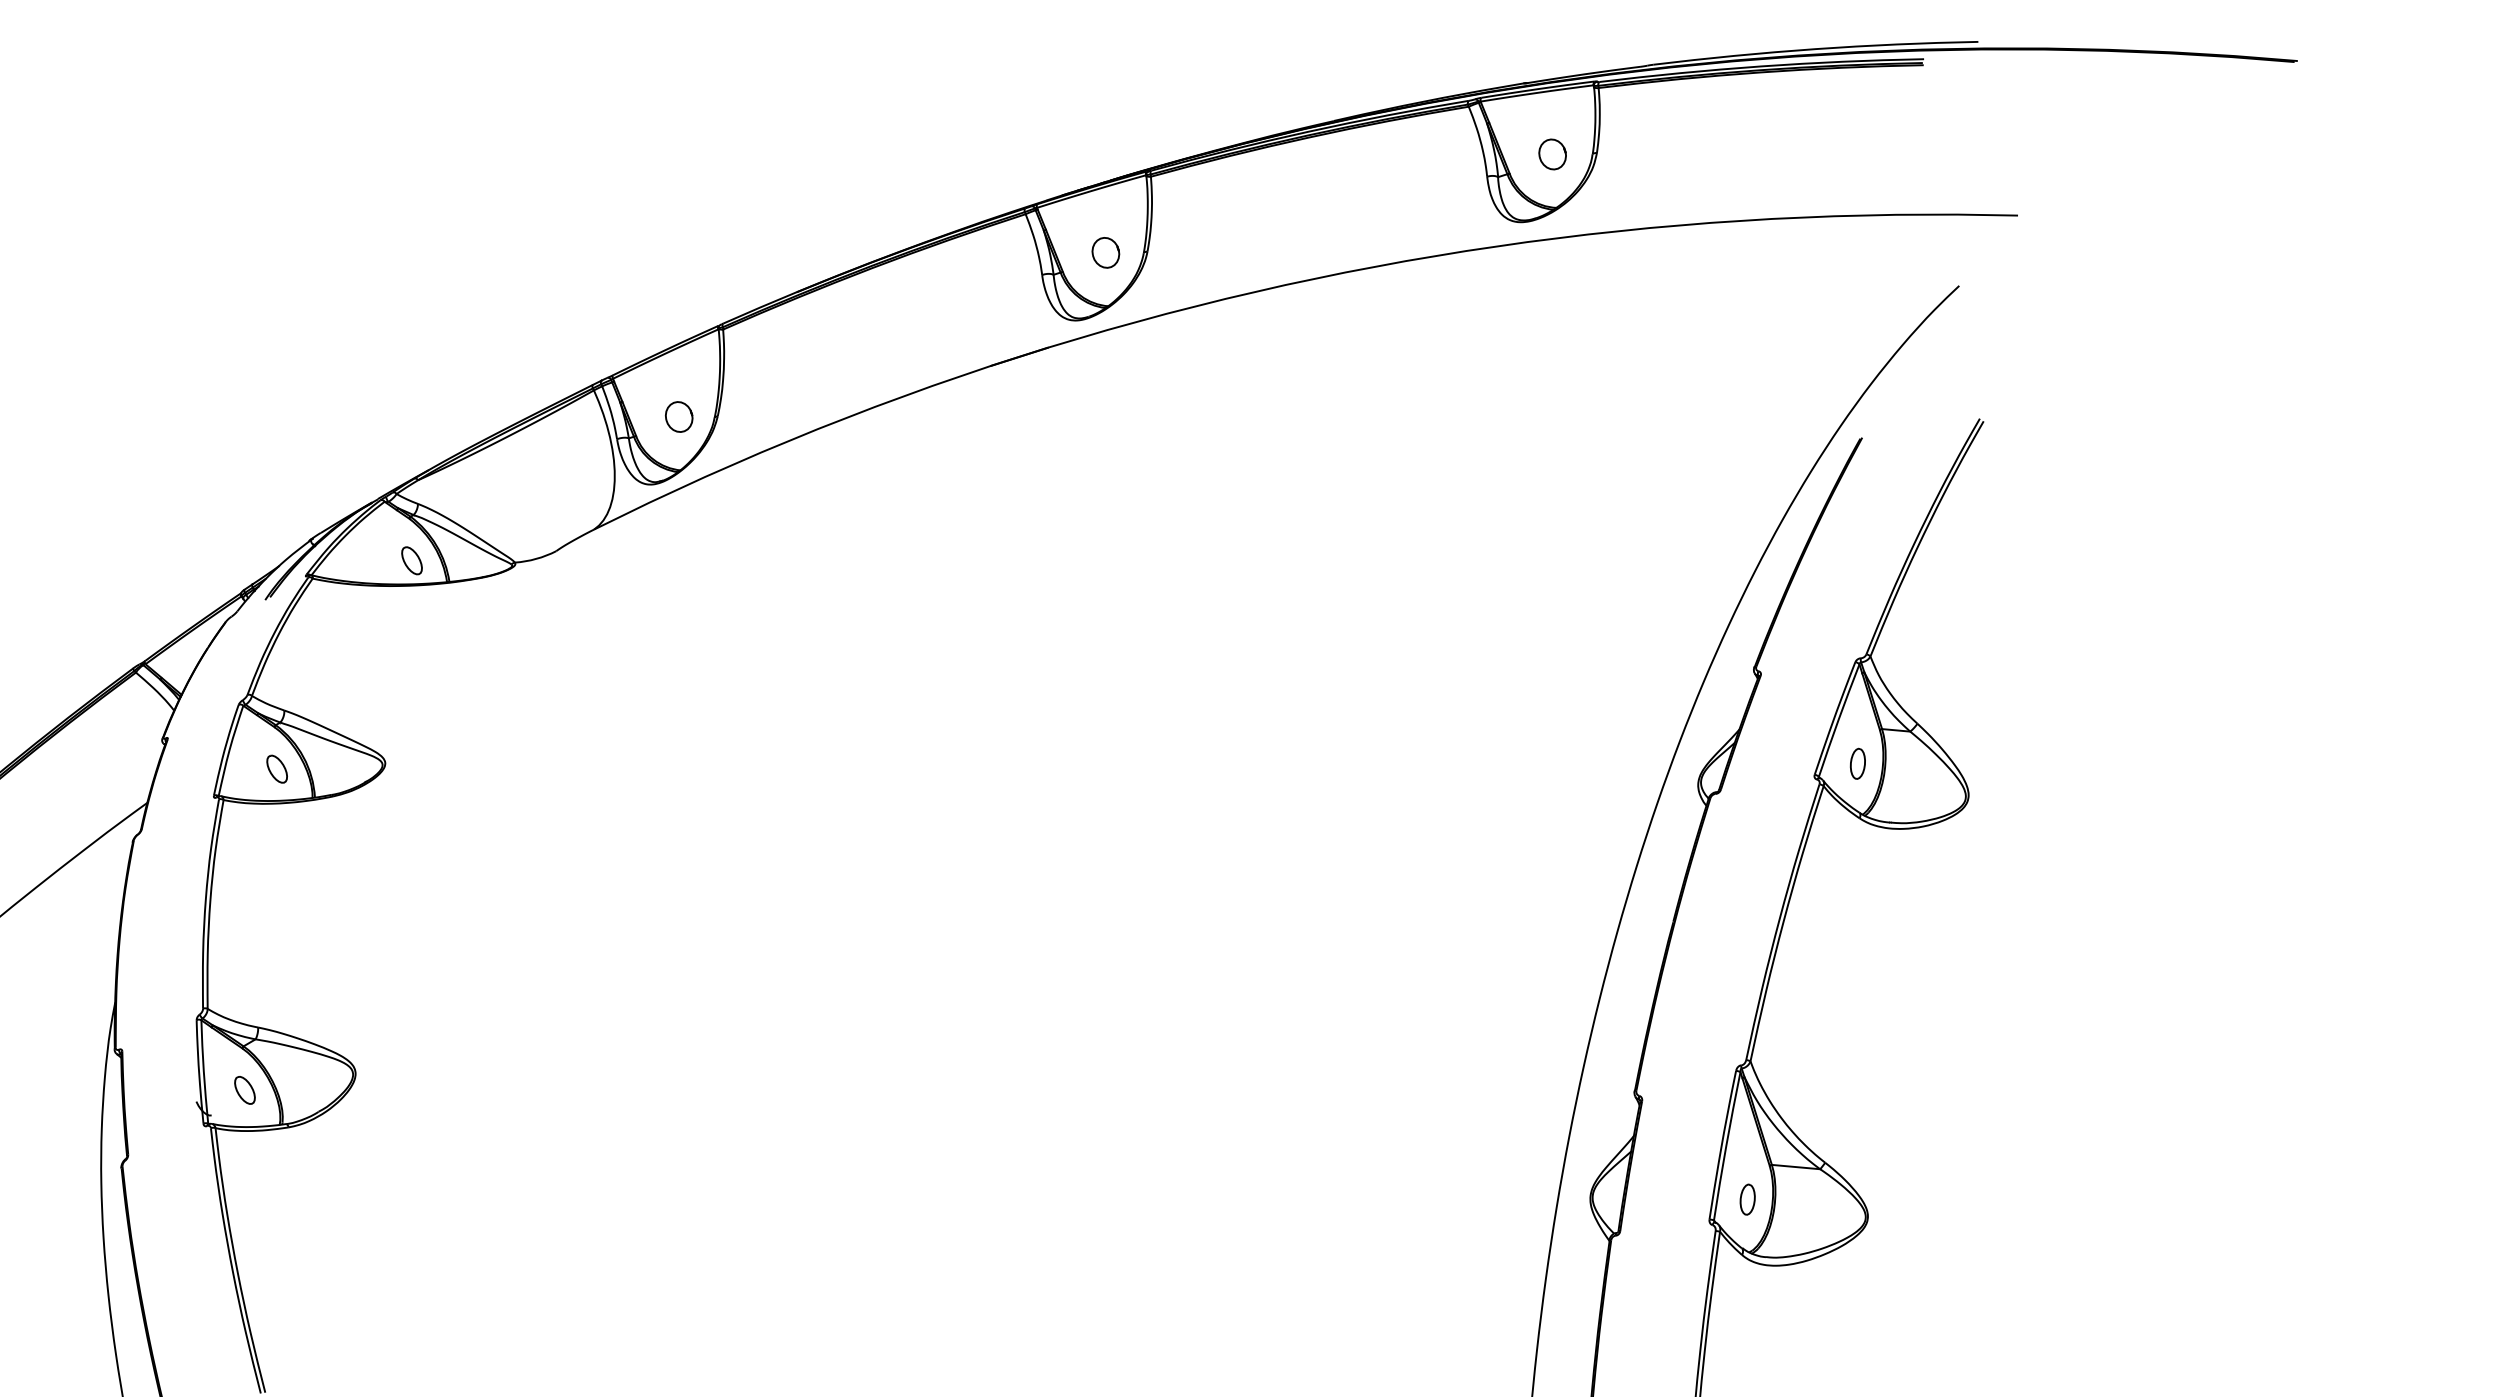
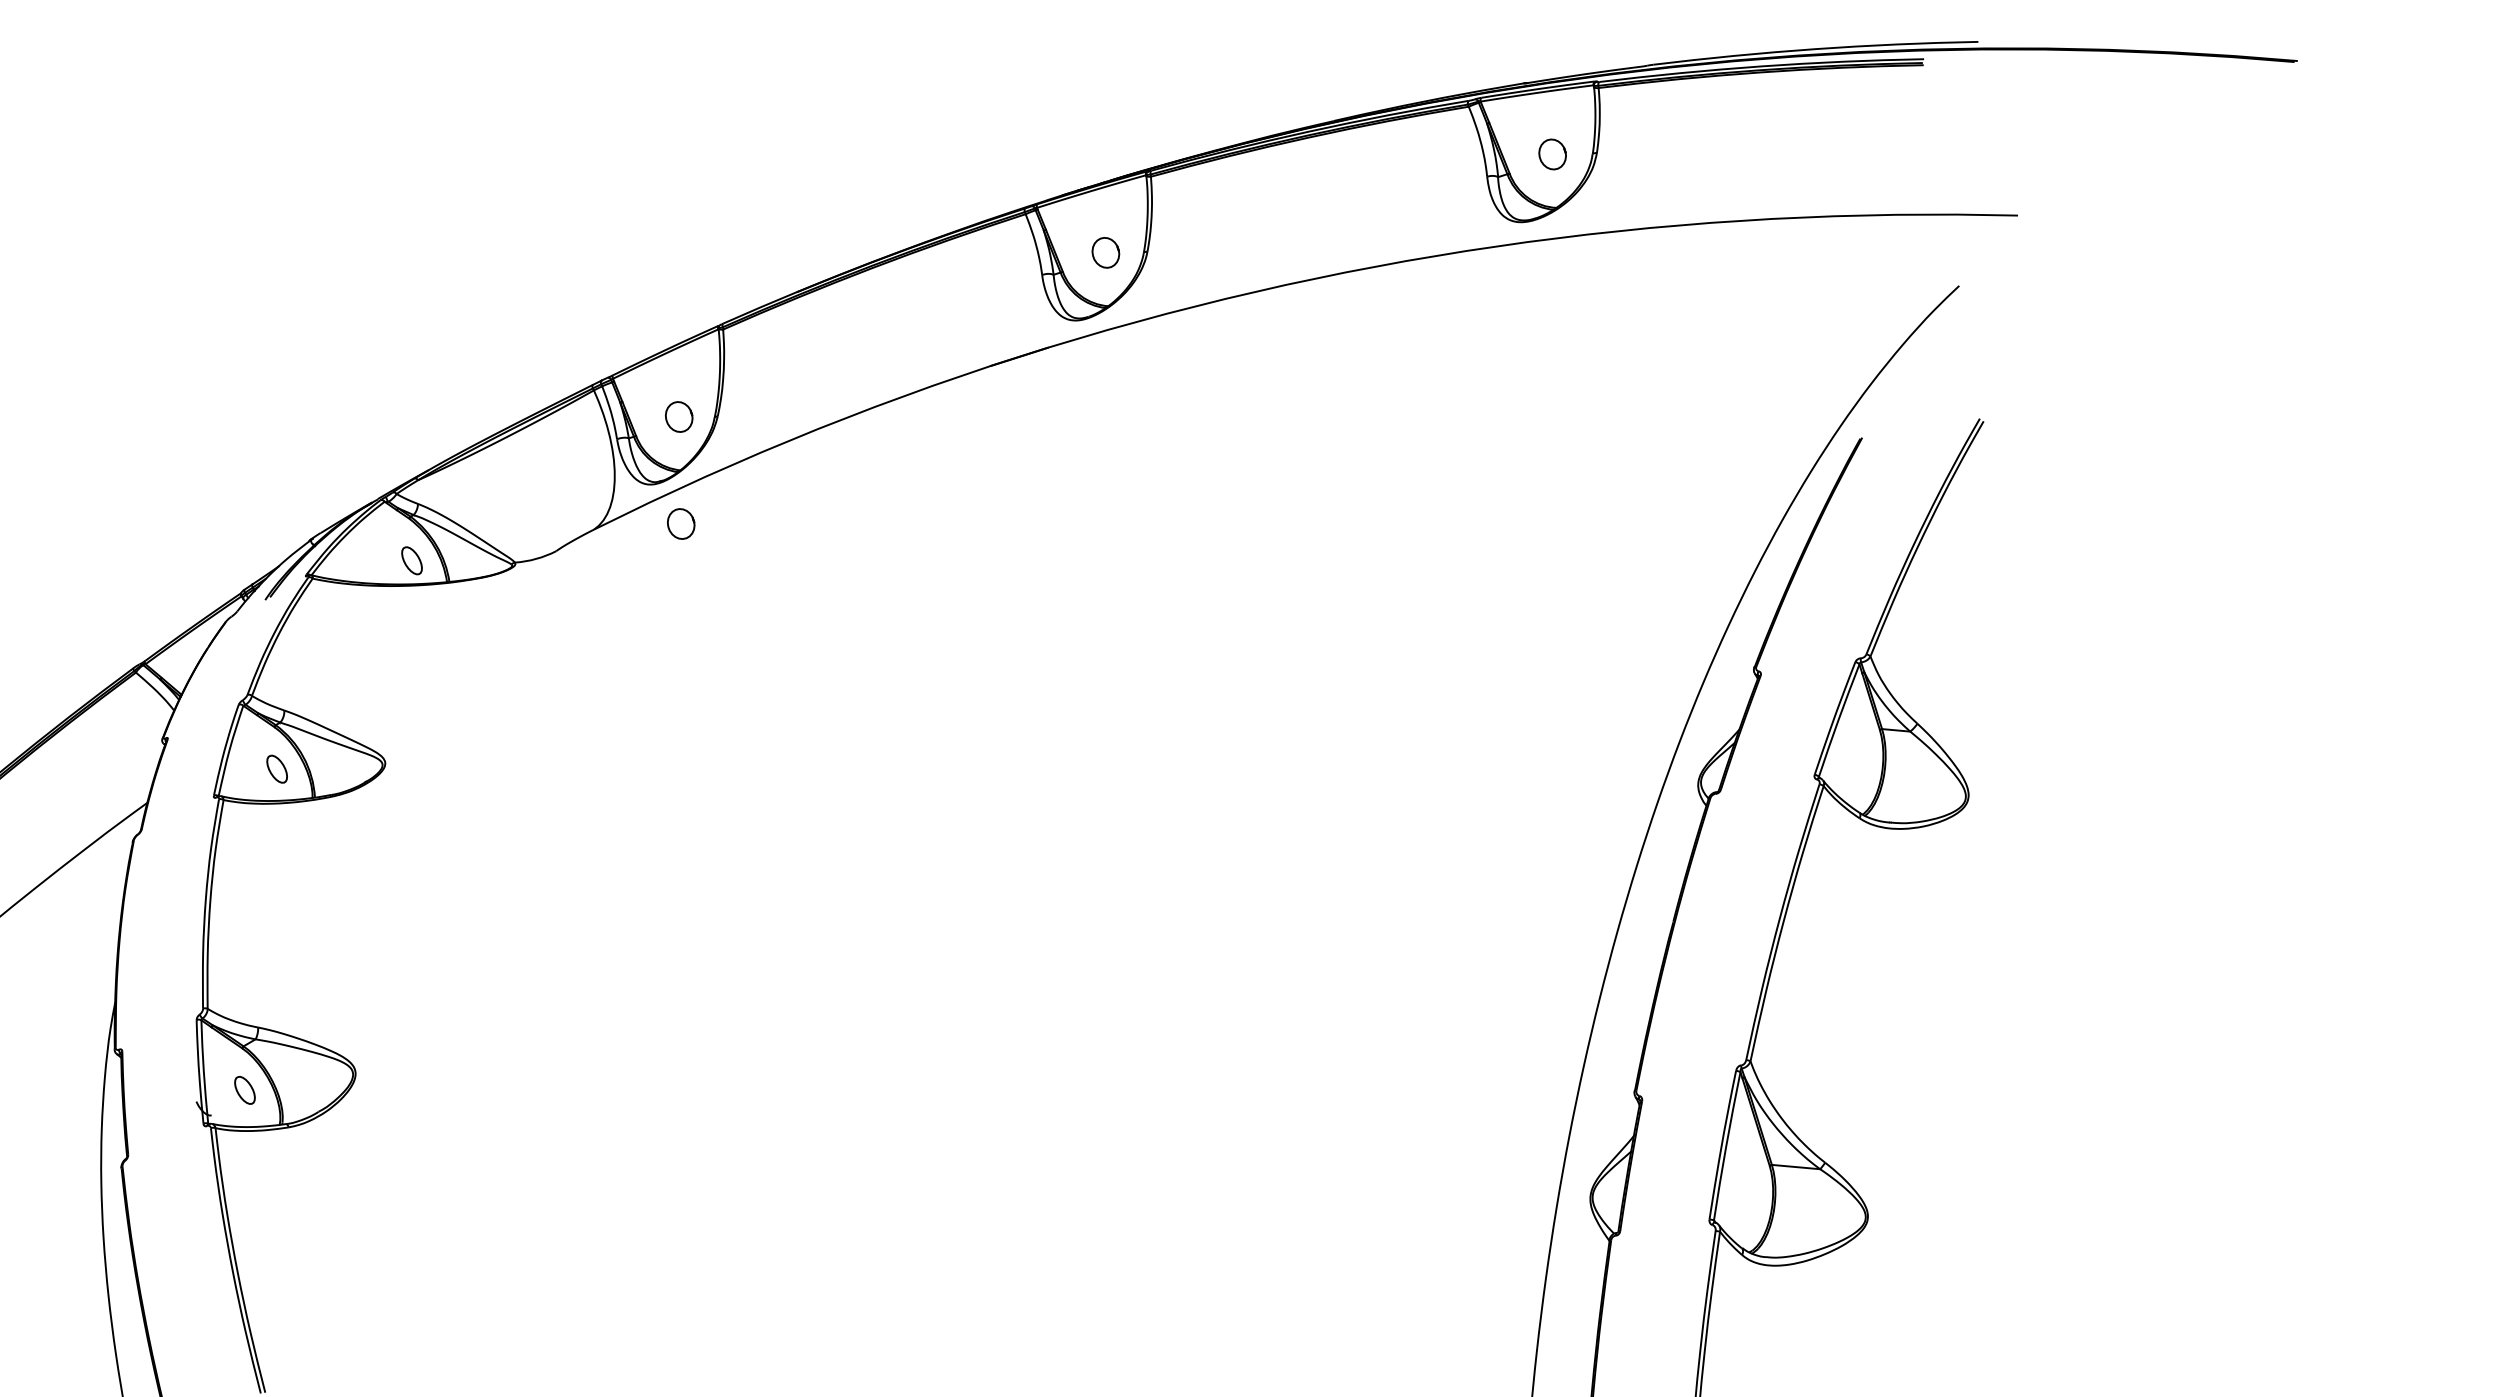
part: none -> present (680, 523)
part: present -> none (1857, 763)
part: present -> none (1747, 1199)
